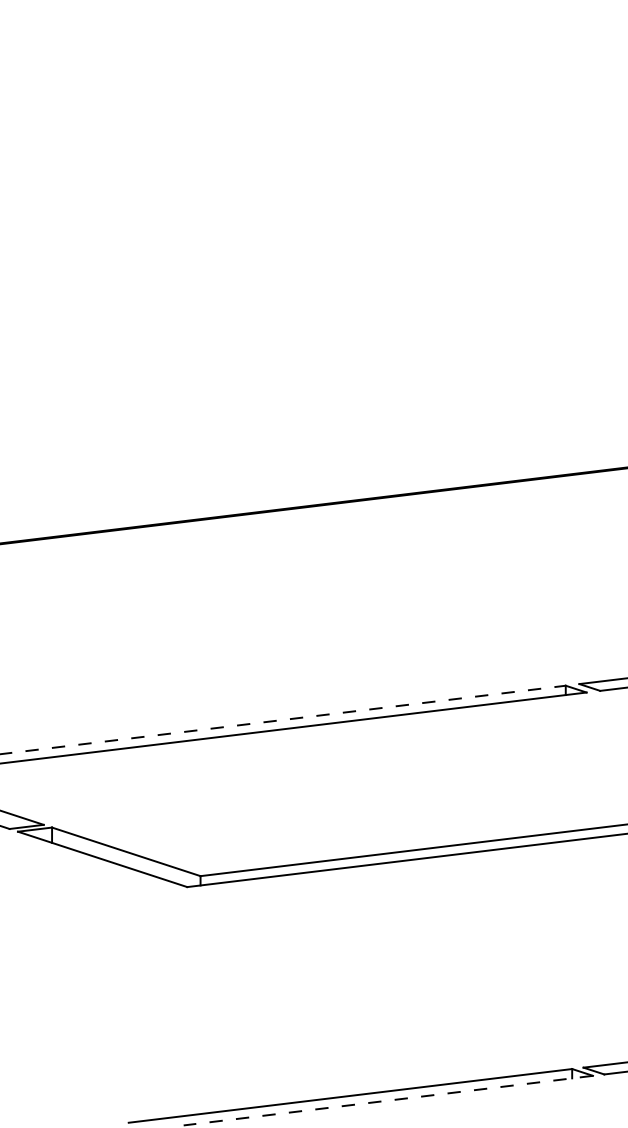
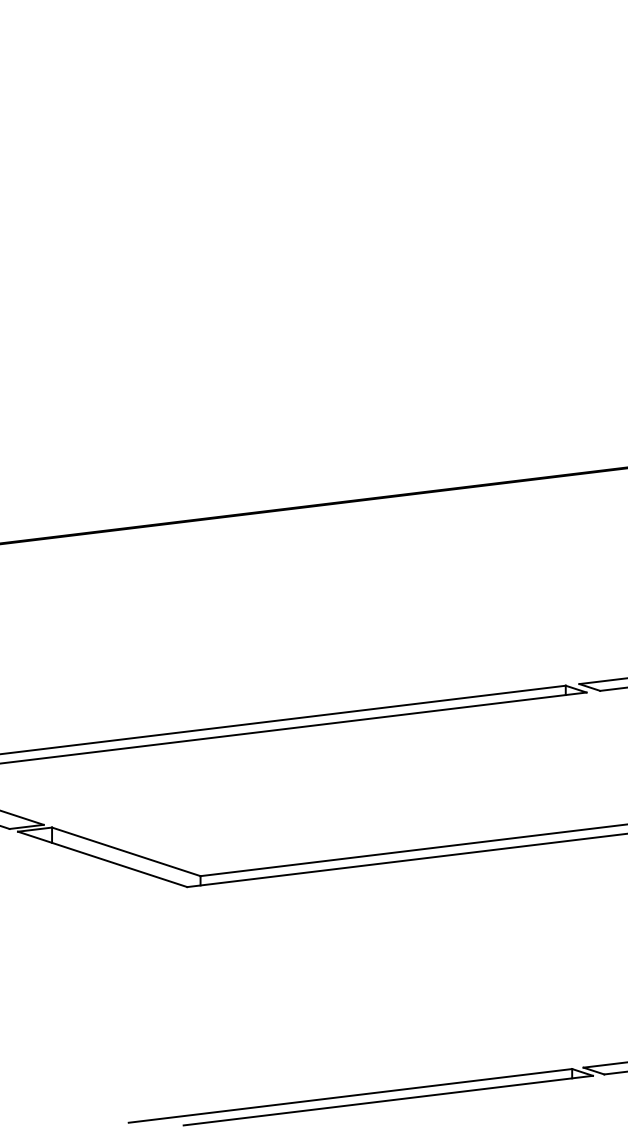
line: dashed -> solid (282, 720)
line: dashed -> solid (387, 1100)
